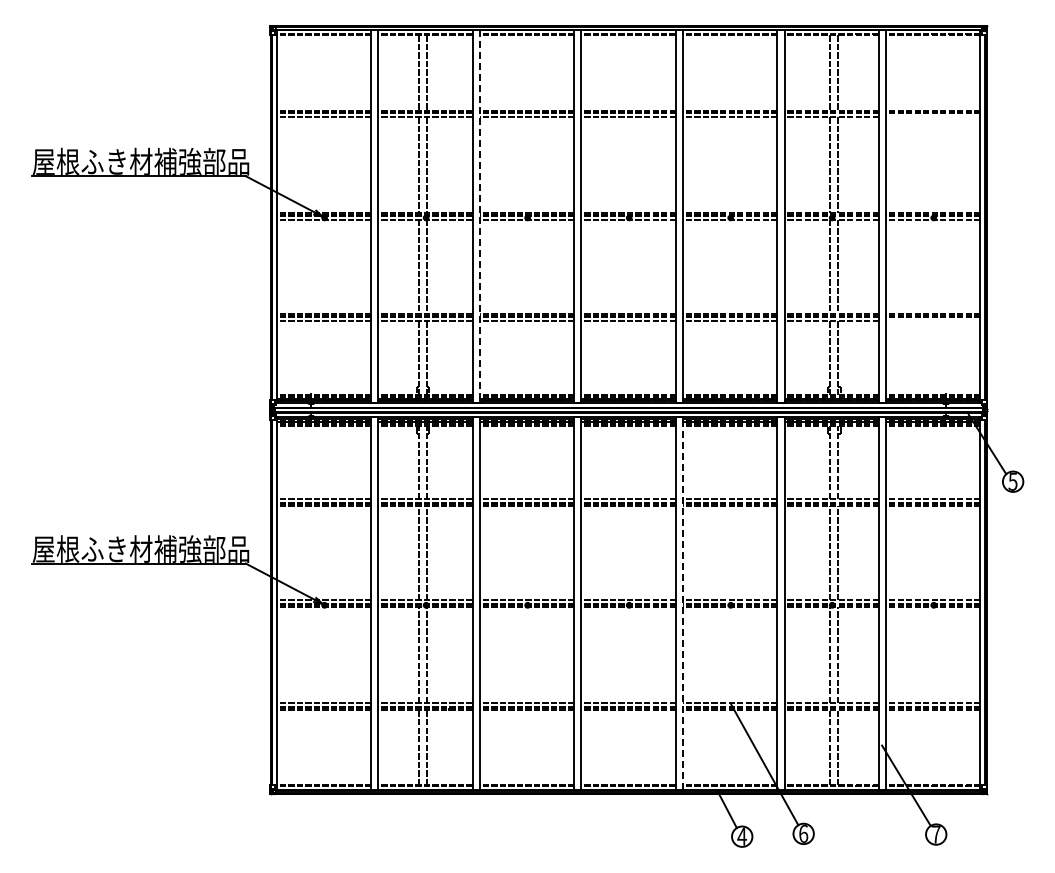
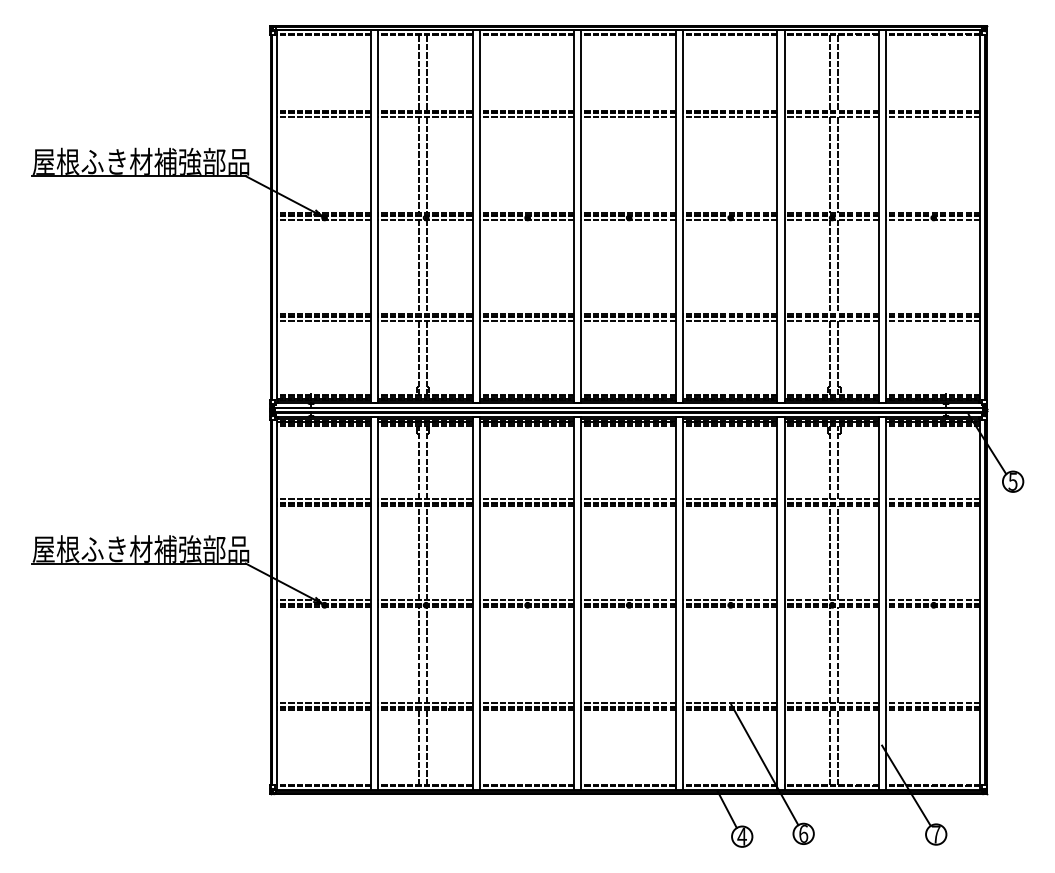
line: none -> present (933, 117)
line: dashed -> solid (479, 216)
line: none -> present (933, 321)
line: dashed -> solid (682, 603)
